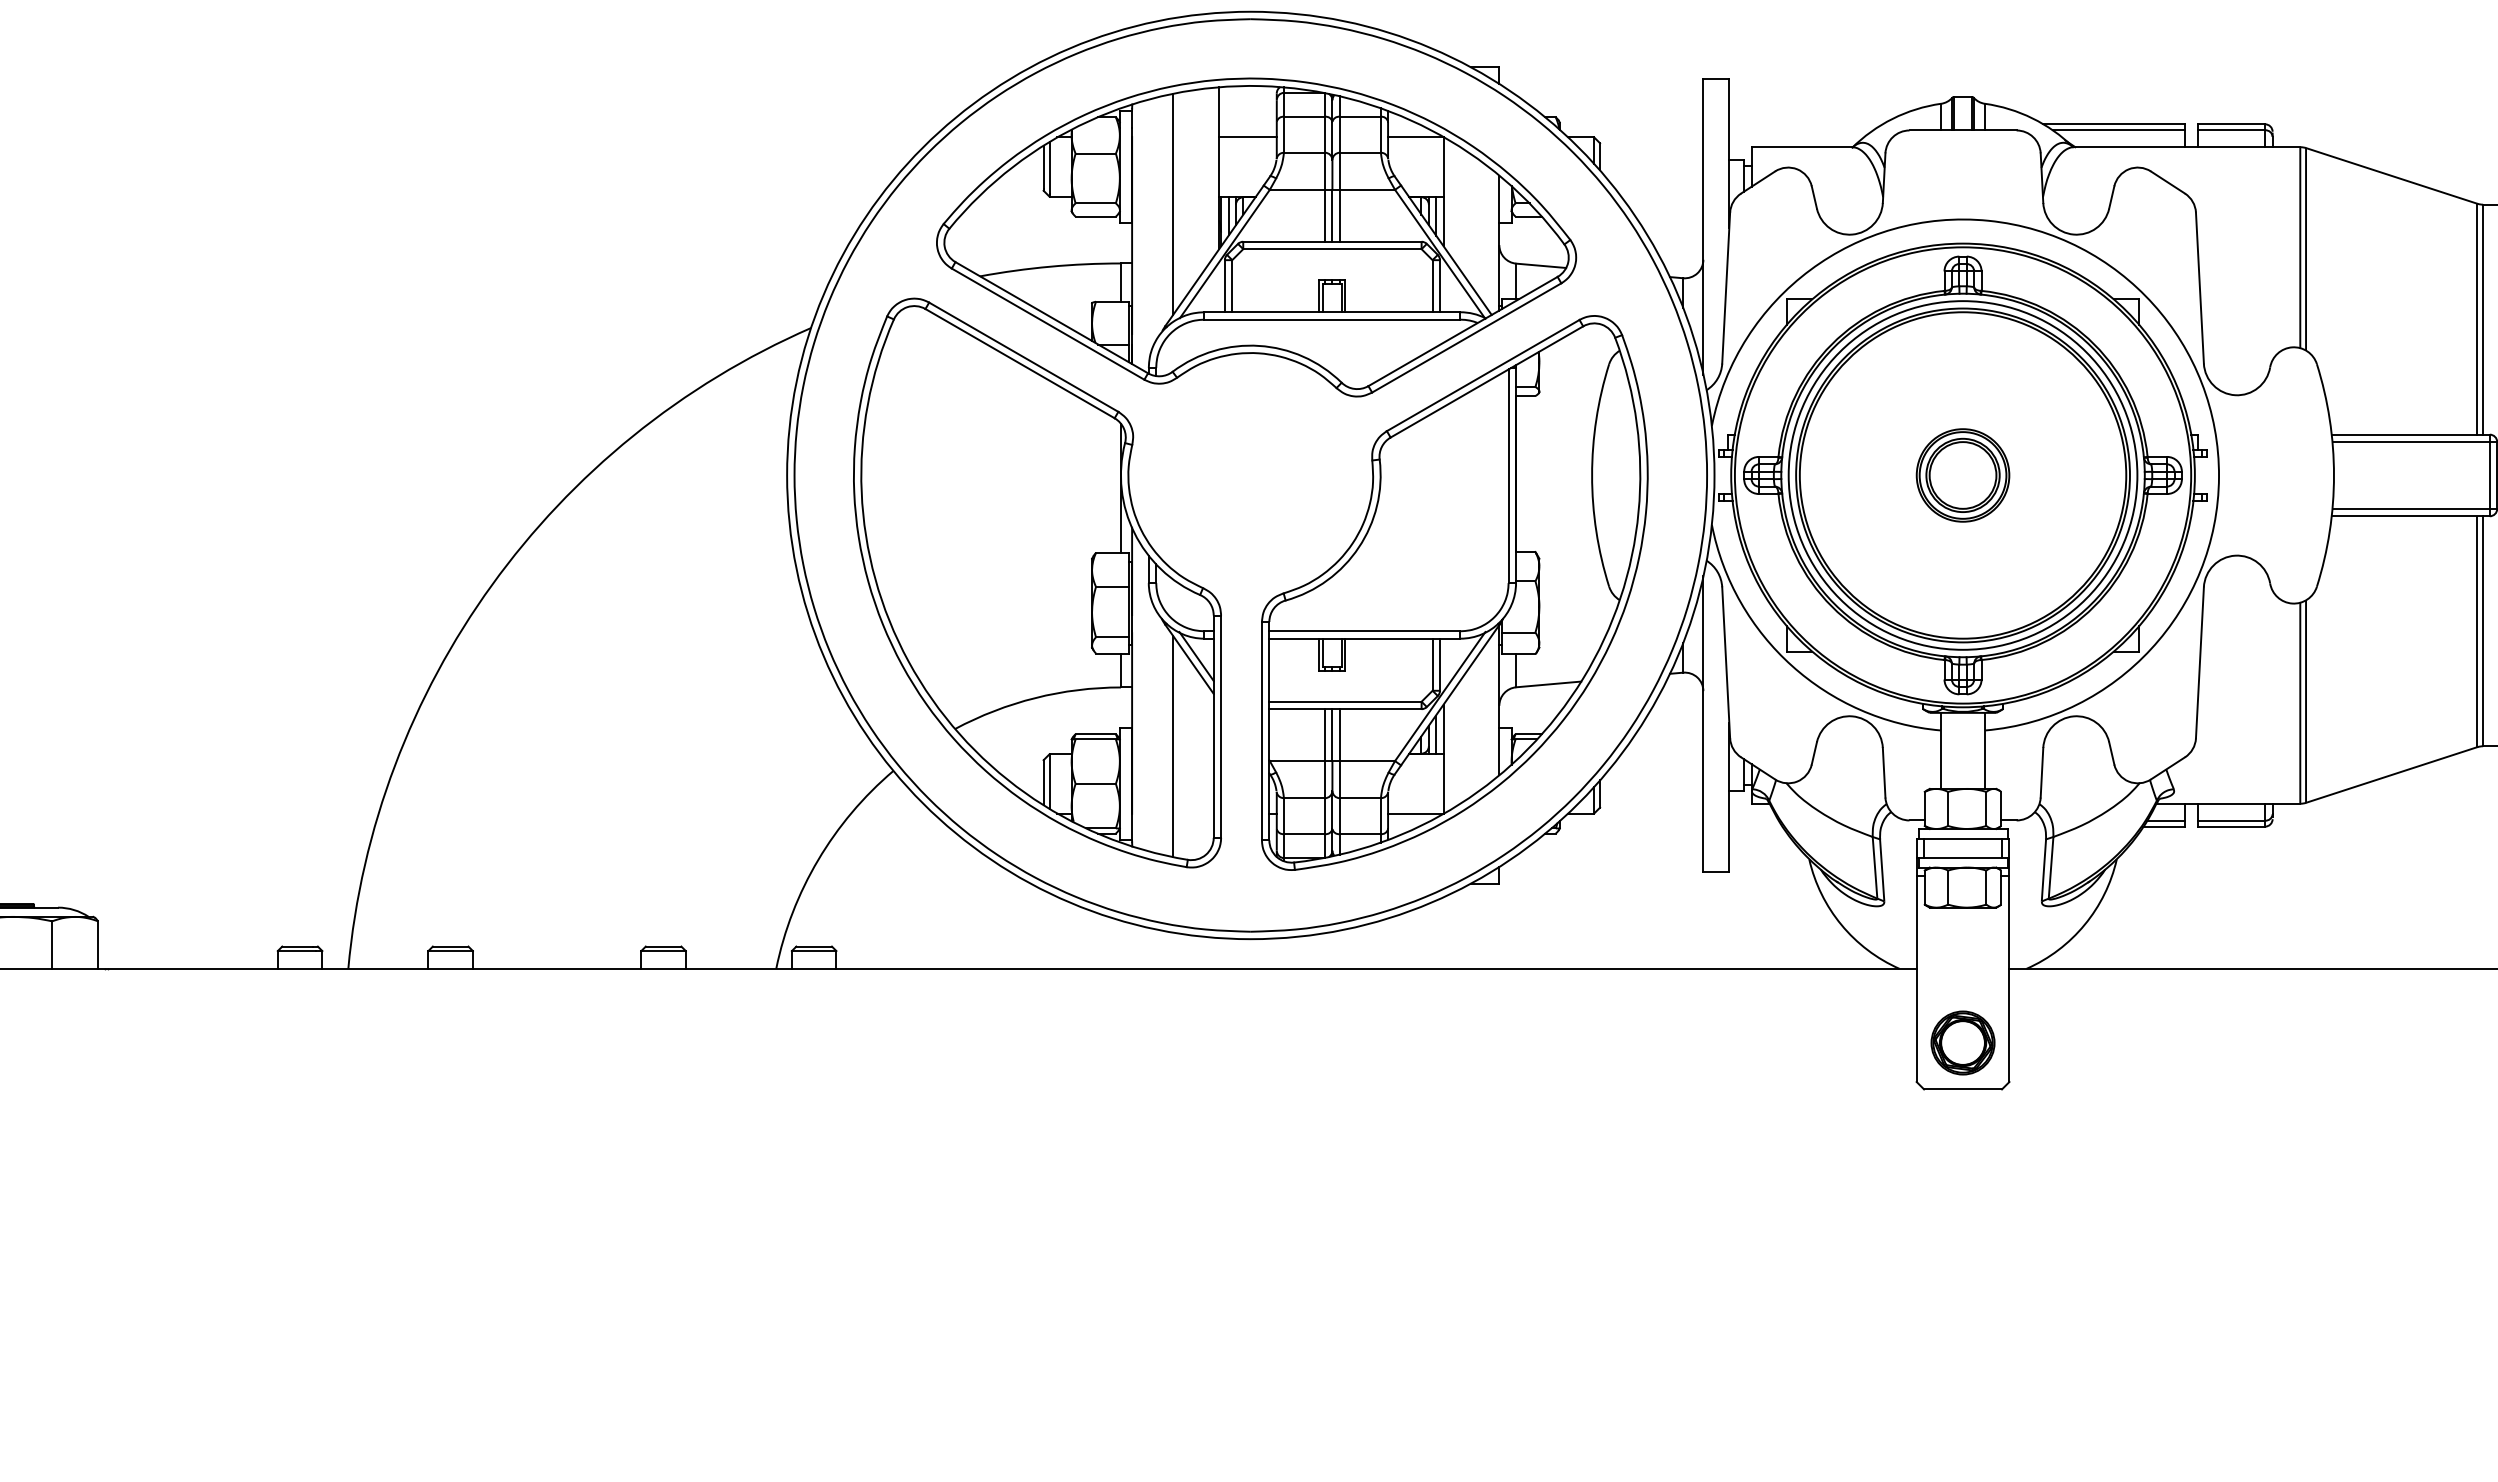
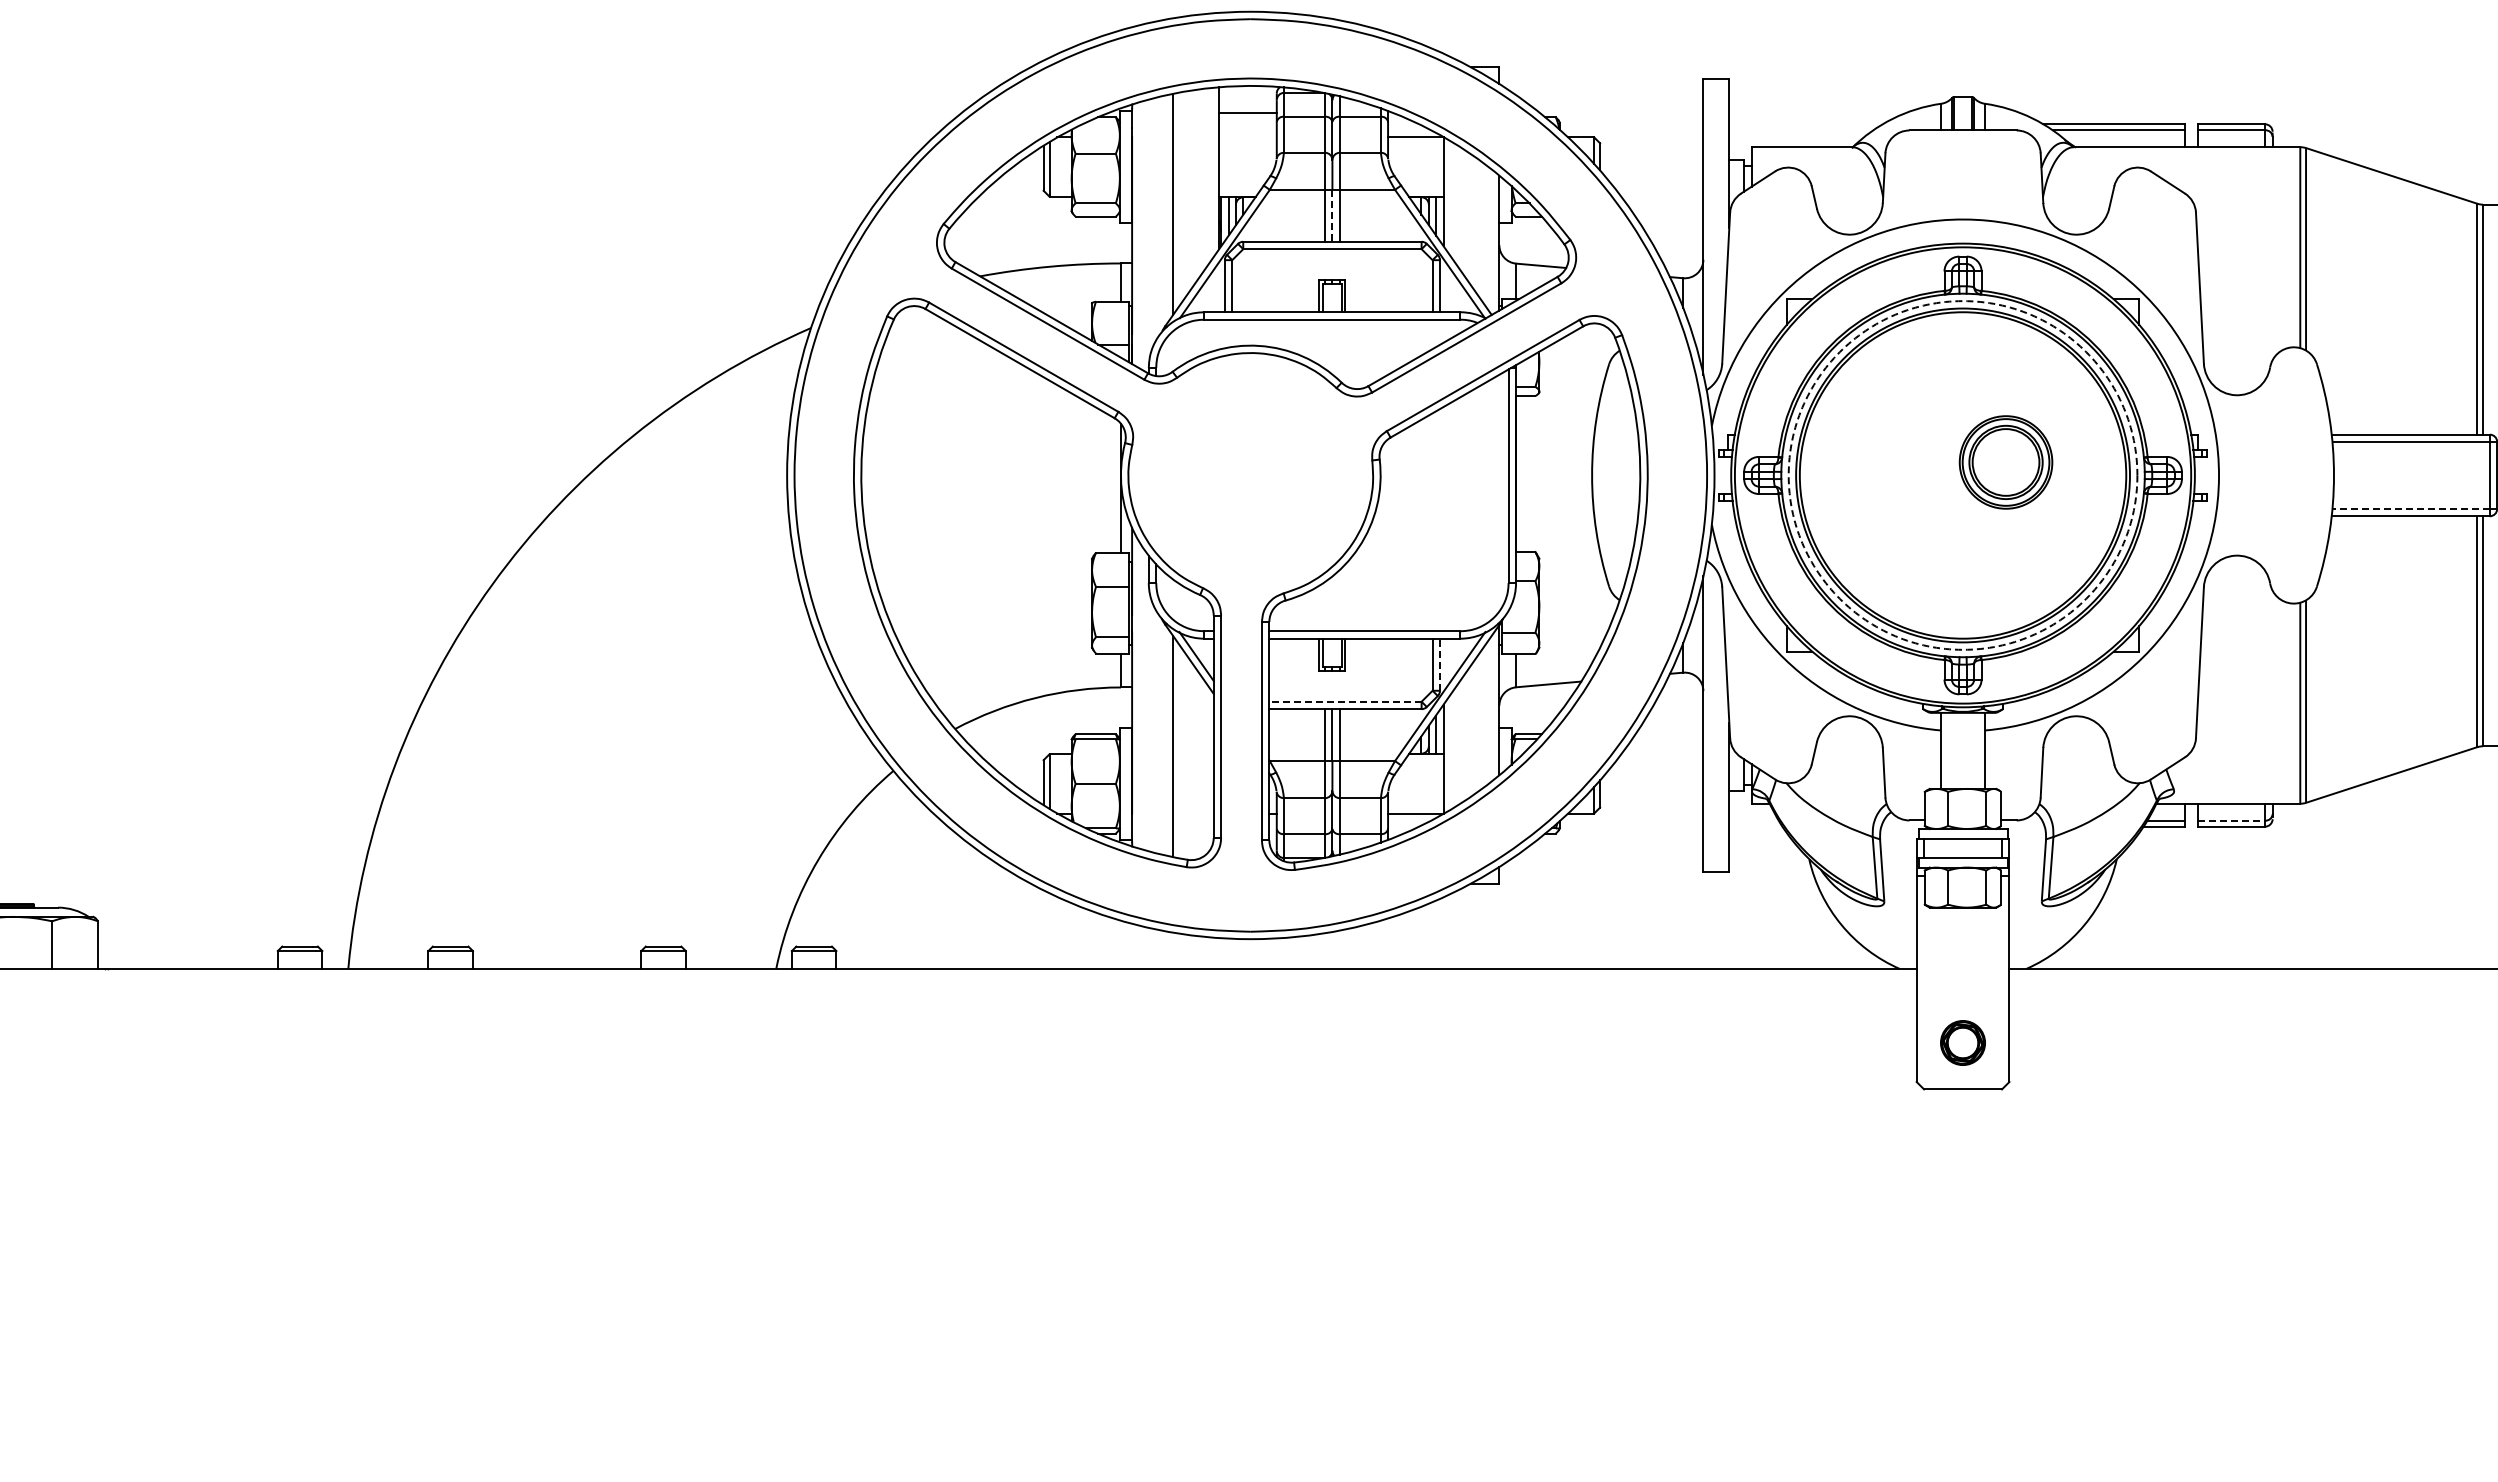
line position: (1247, 137) -> (1247, 113) (1247, 113)
line: solid -> dashed (1332, 215)
circle: solid -> dashed (1962, 475)
part position: (1962, 475) -> (2005, 462) (2005, 462)
line: solid -> dashed (2411, 508)
line: solid -> dashed (1440, 664)
line: solid -> dashed (1344, 701)
line: solid -> dashed (2232, 820)
part size: 66x66 px -> 46x46 px (1962, 1042)
